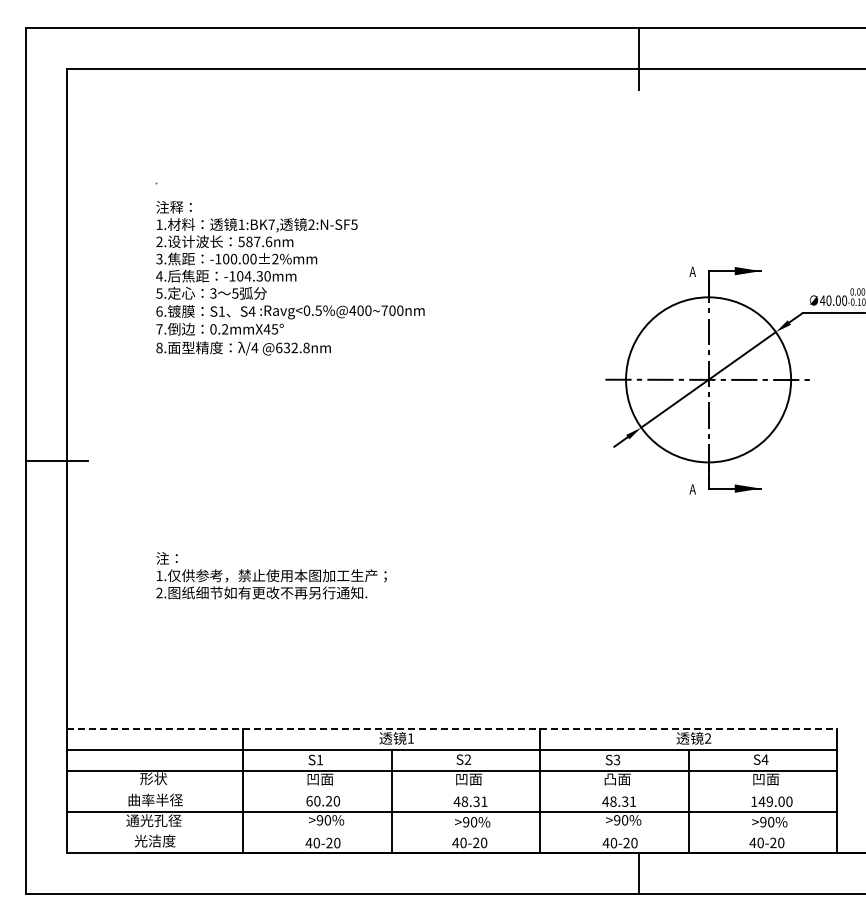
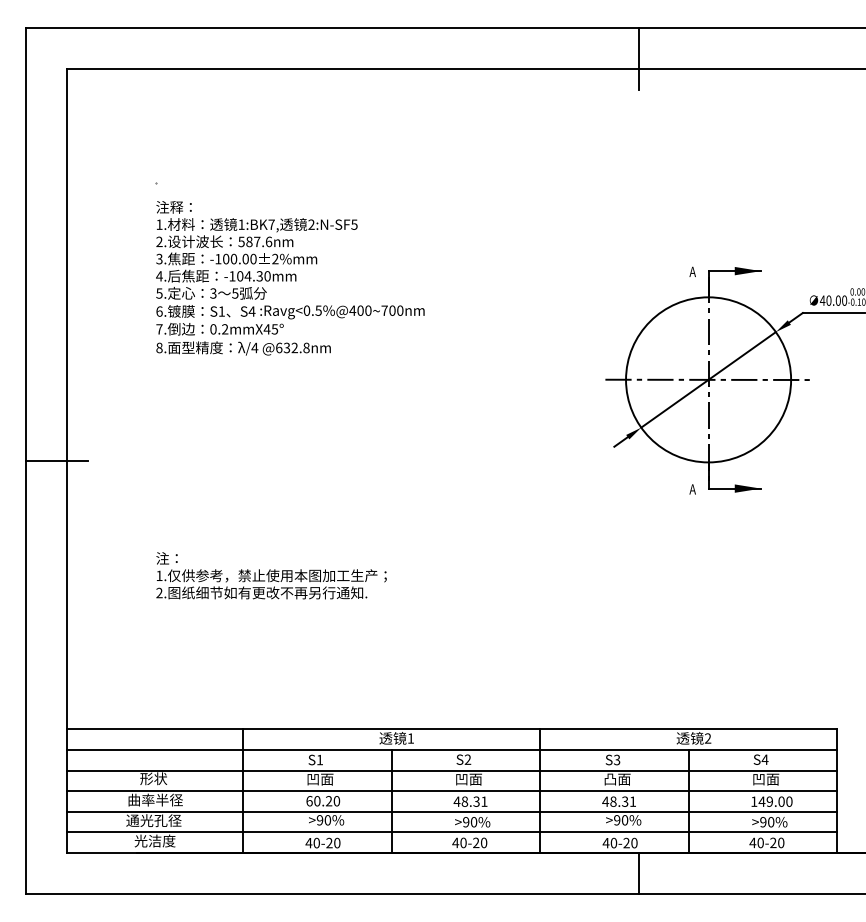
line: dashed -> solid (452, 729)
line: none -> present (452, 791)
line: none -> present (452, 832)
